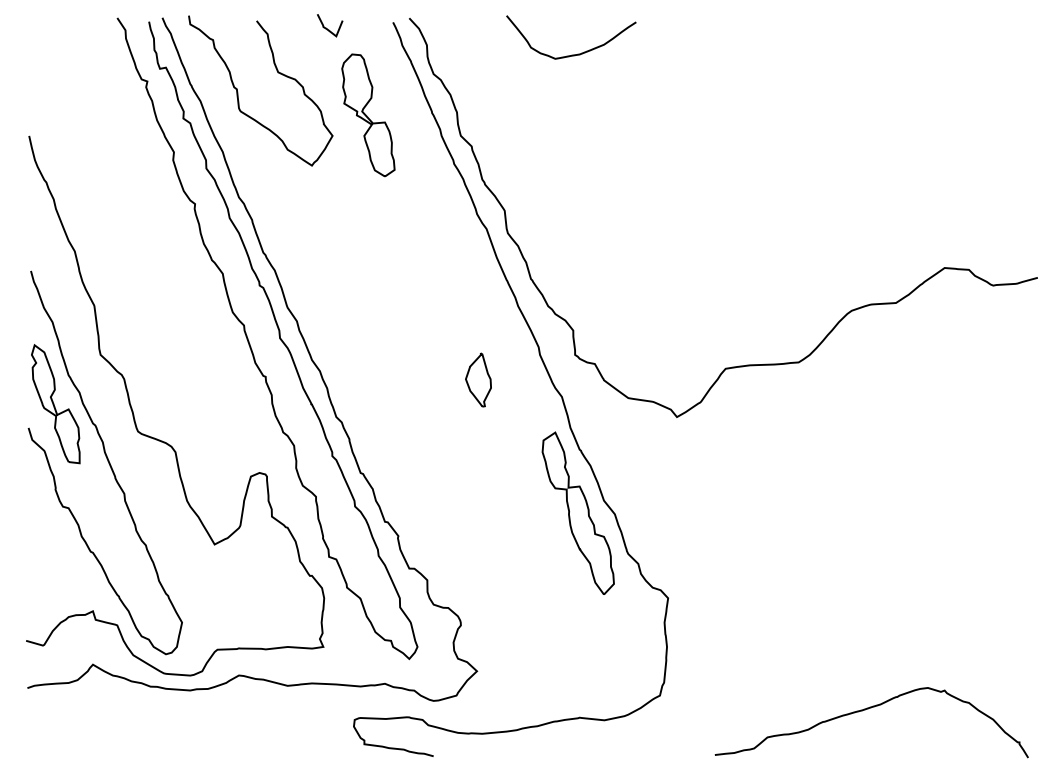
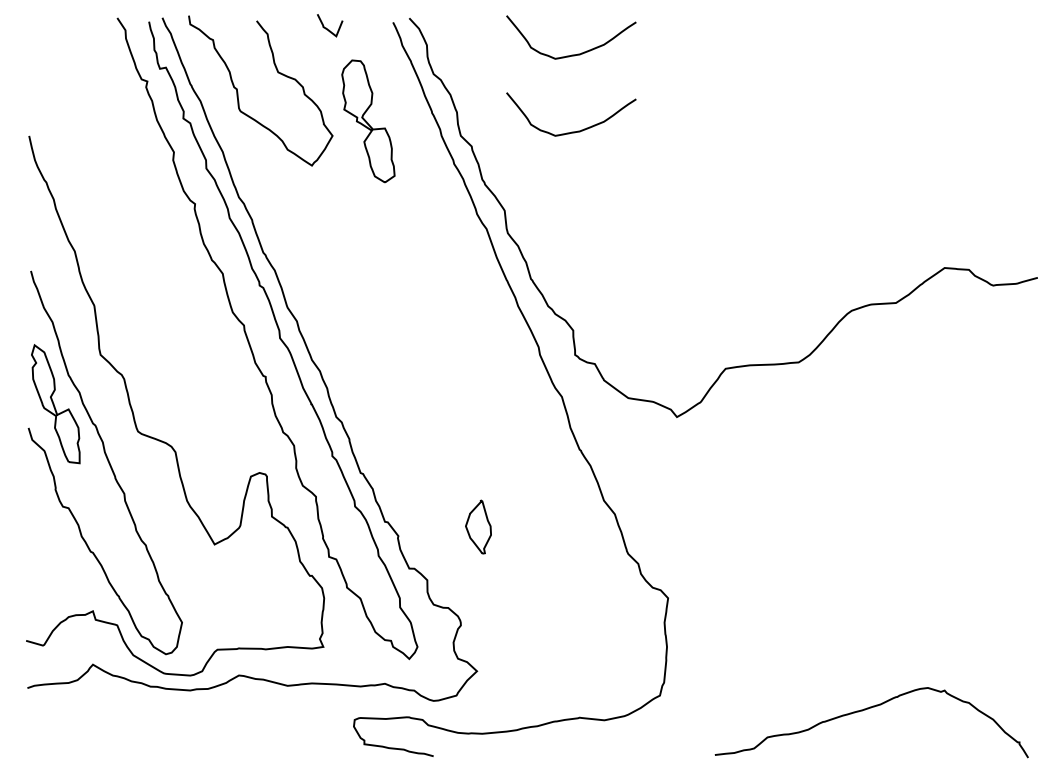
part position: (368, 115) -> (368, 121) (368, 121)
curve: none -> present (571, 131)
part position: (478, 379) -> (478, 526) (478, 526)
part: present -> none (577, 512)
